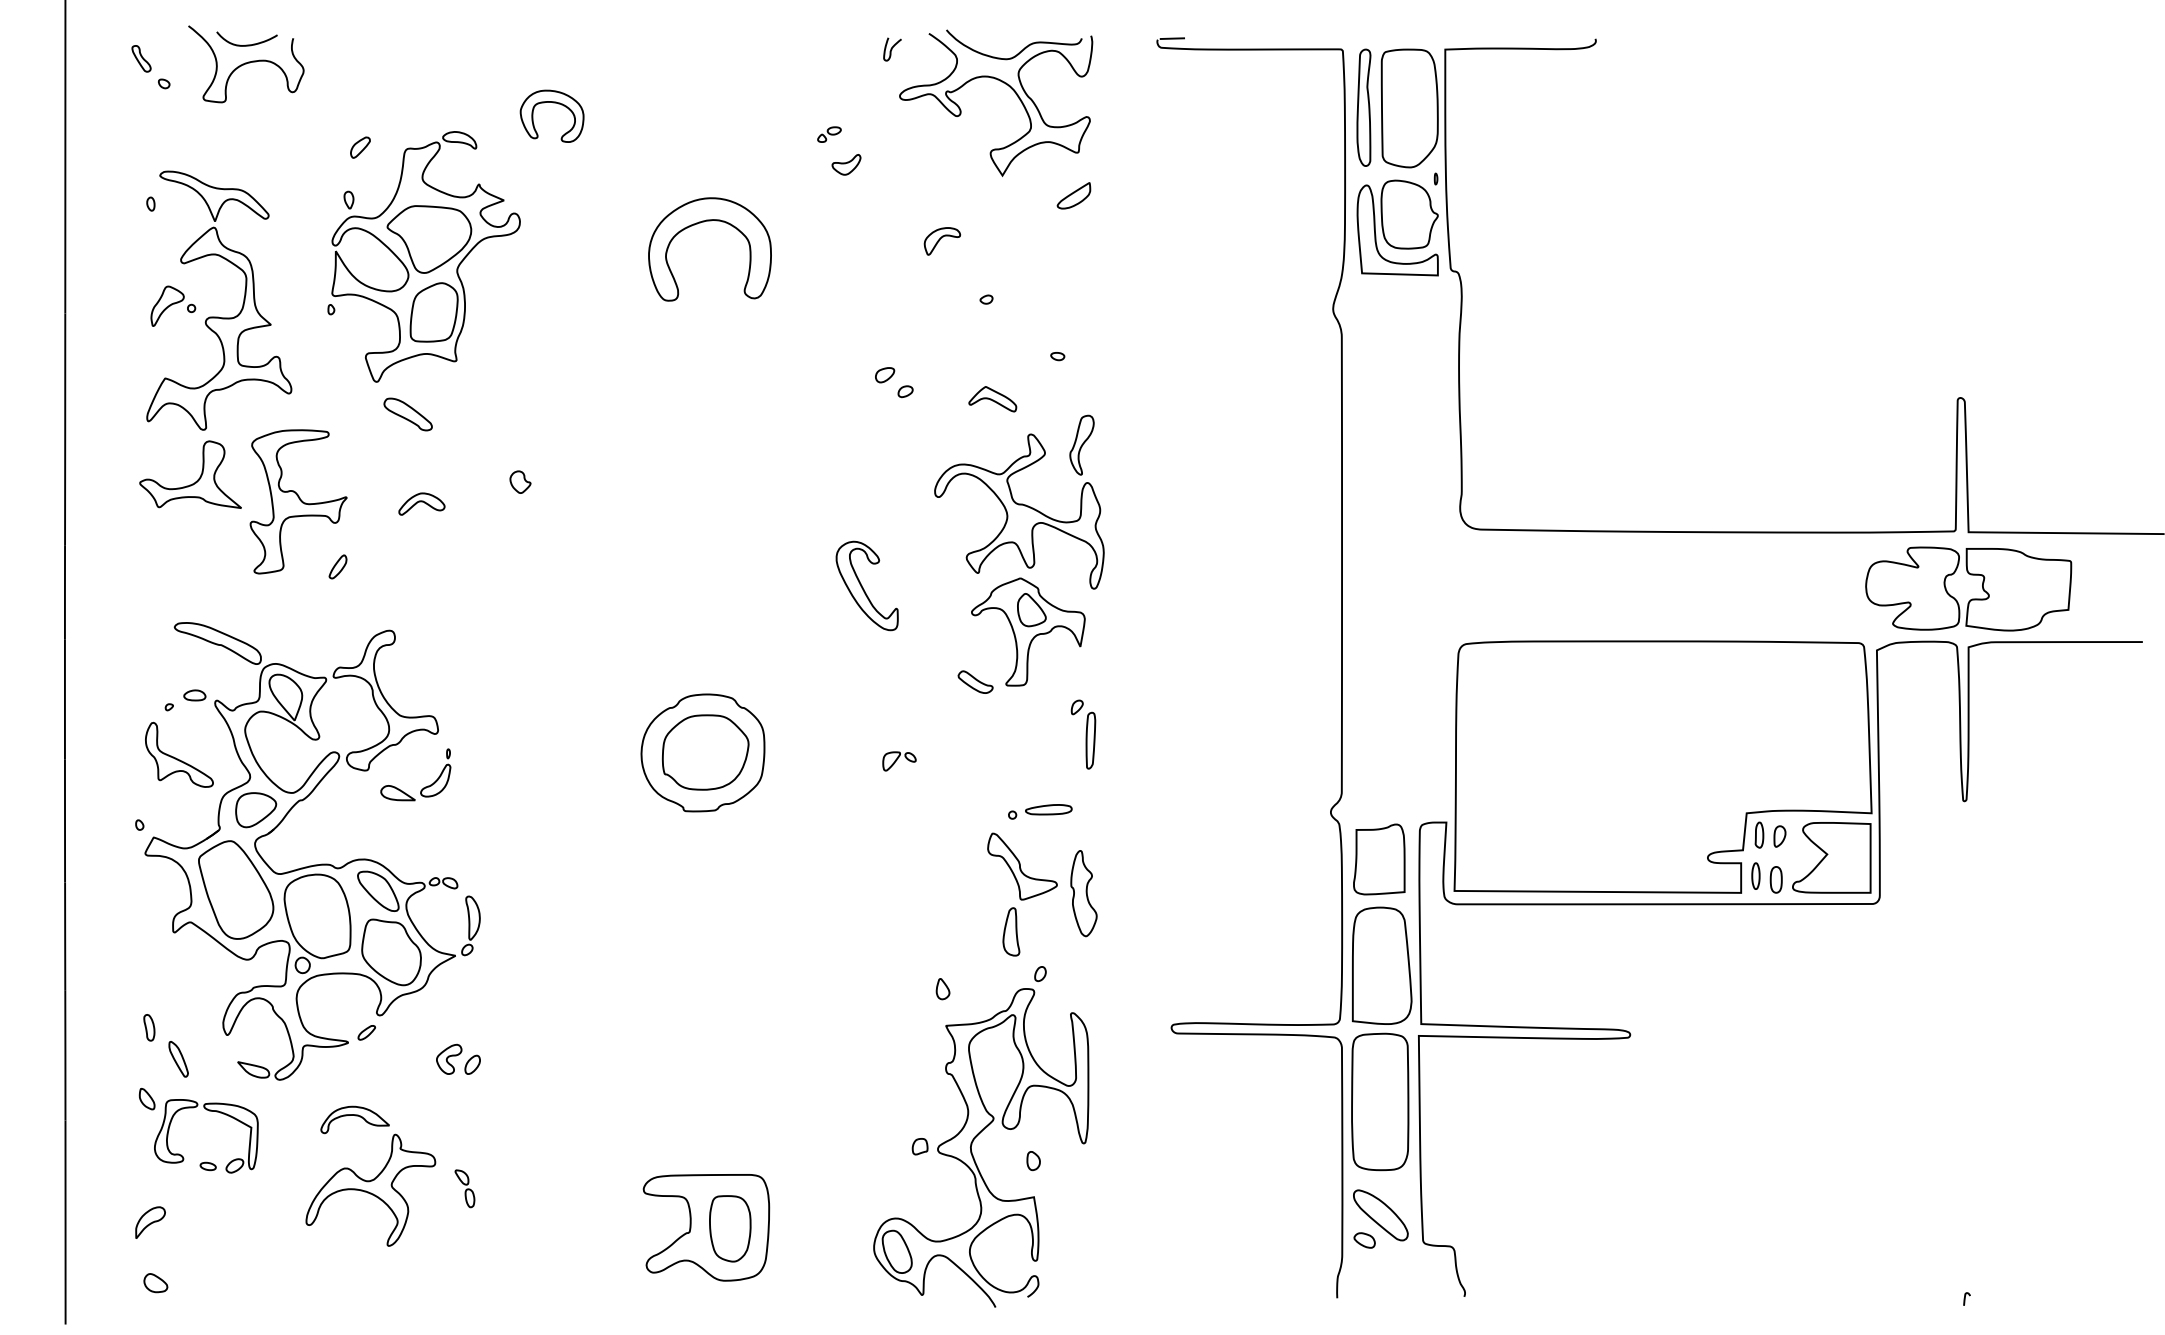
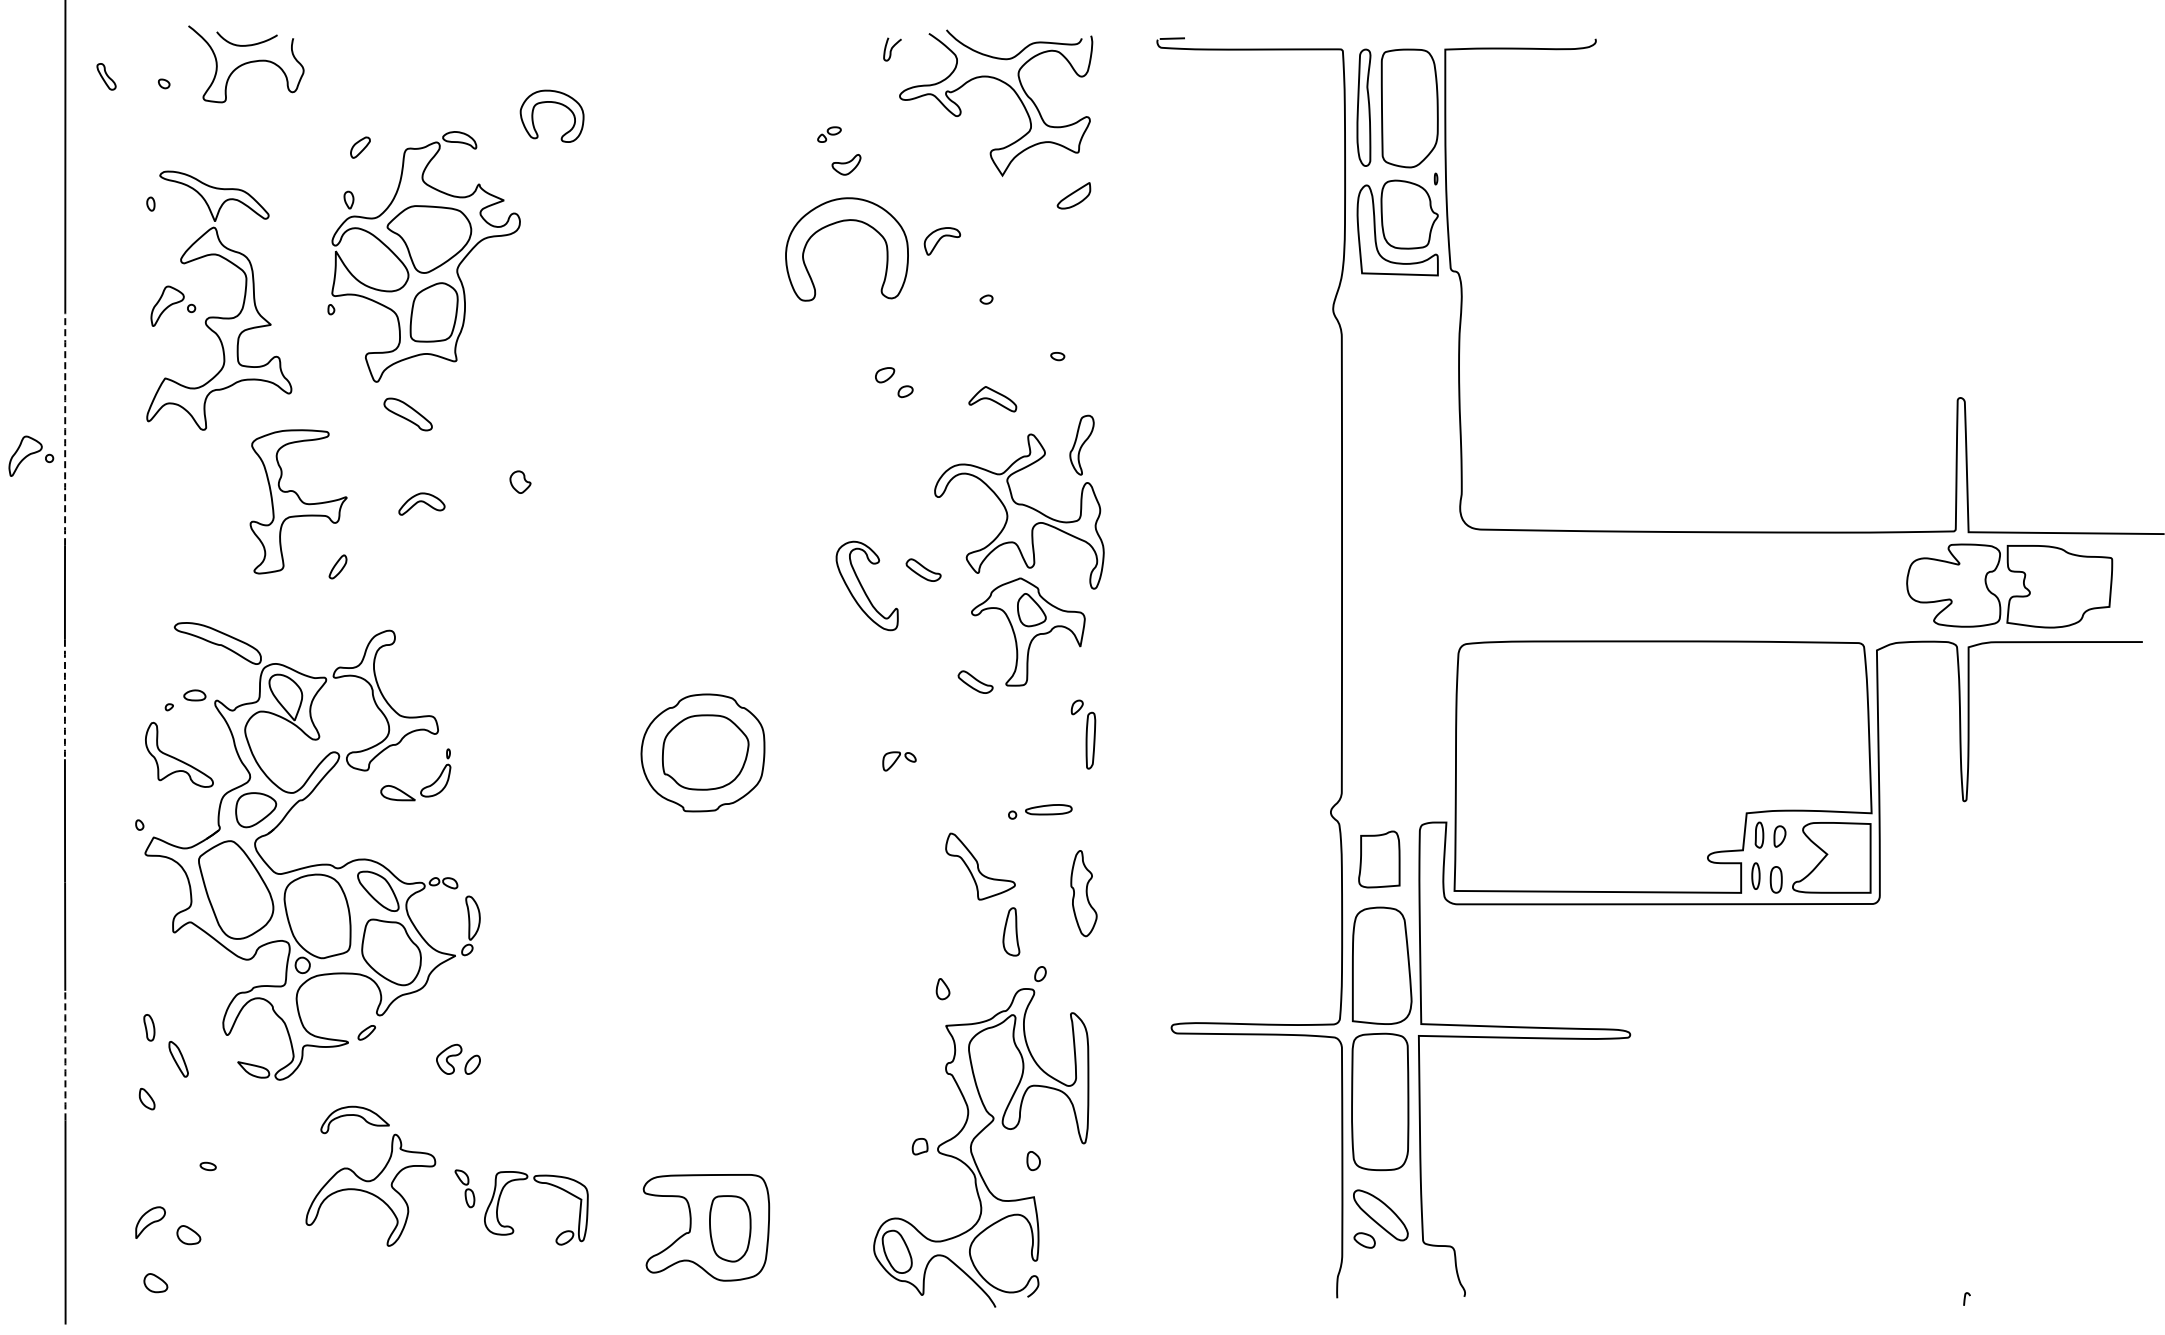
part position: (141, 58) -> (106, 76) (106, 76)
part position: (704, 222) -> (841, 222) (841, 222)
arc: solid -> dashed (65, 429)
part: none -> present (31, 455)
part: present -> none (196, 480)
part: none -> present (923, 569)
part position: (1972, 598) -> (2013, 595) (2013, 595)
arc: solid -> dashed (64, 699)
part size: 53x73 px -> 43x59 px (1379, 859)
part position: (1022, 866) -> (980, 866) (980, 866)
arc: solid -> dashed (65, 1055)
part position: (209, 1111) -> (539, 1183) (539, 1183)
part: none -> present (188, 1235)
